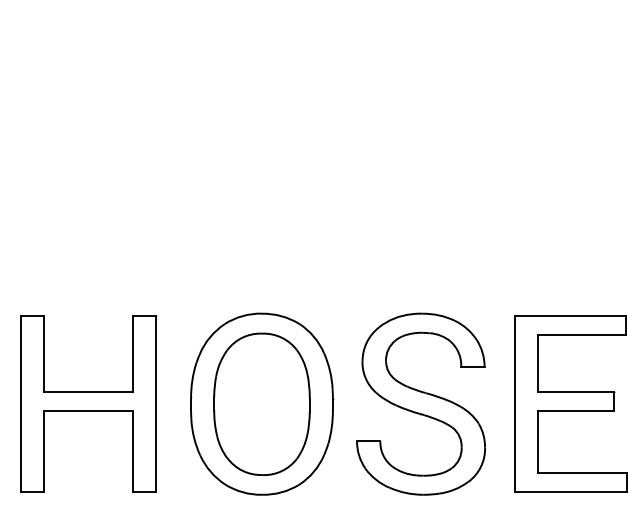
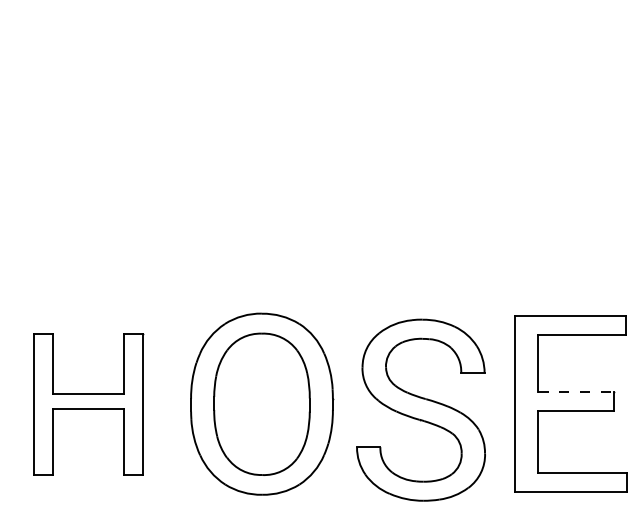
line: solid -> dashed (576, 391)
part size: 138x178 px -> 112x143 px (88, 404)
part position: (420, 403) -> (420, 409) (420, 409)
